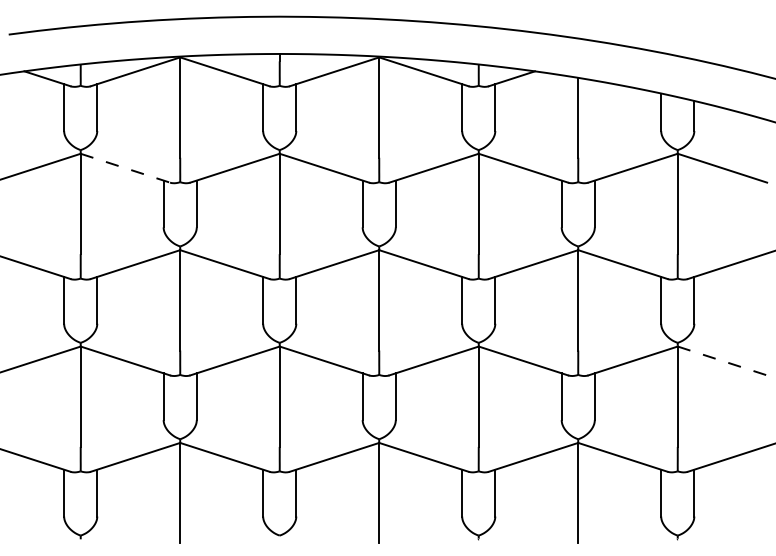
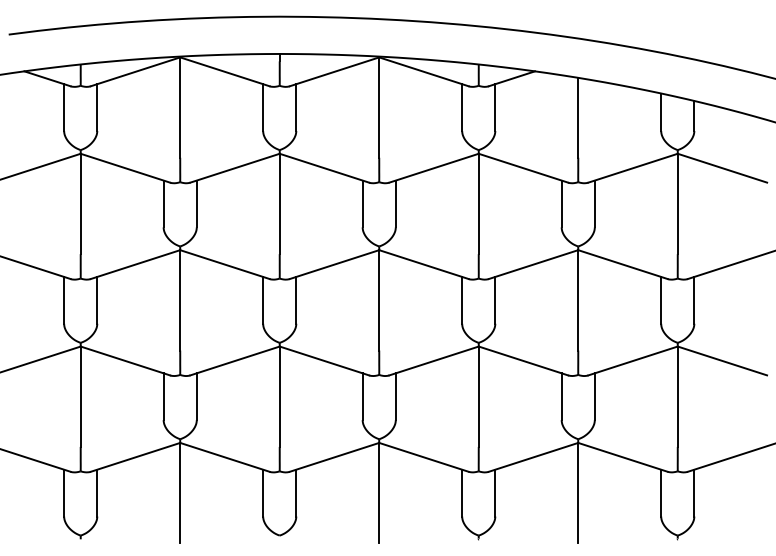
line: dashed -> solid (125, 168)
line: dashed -> solid (722, 360)
